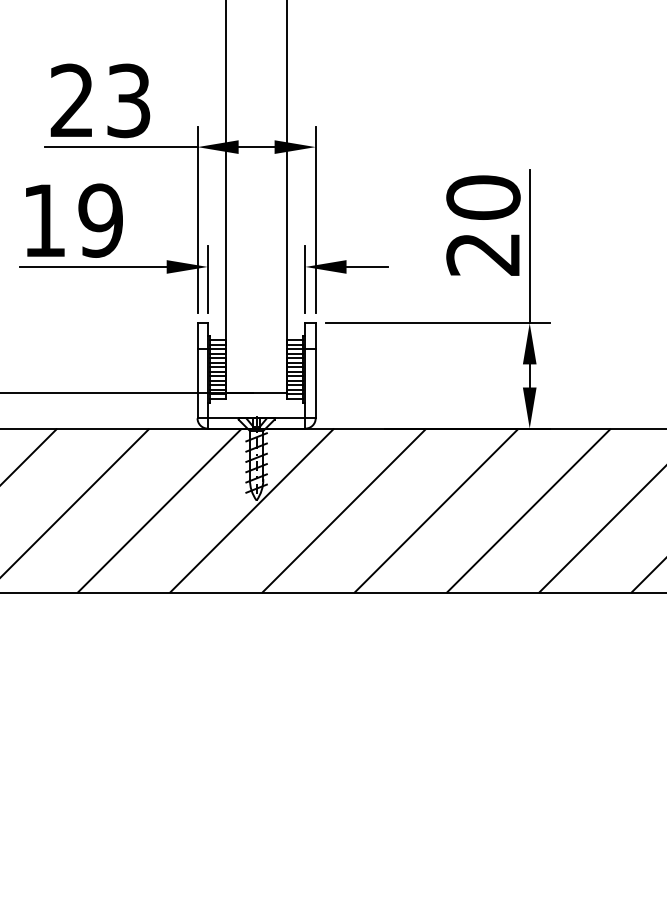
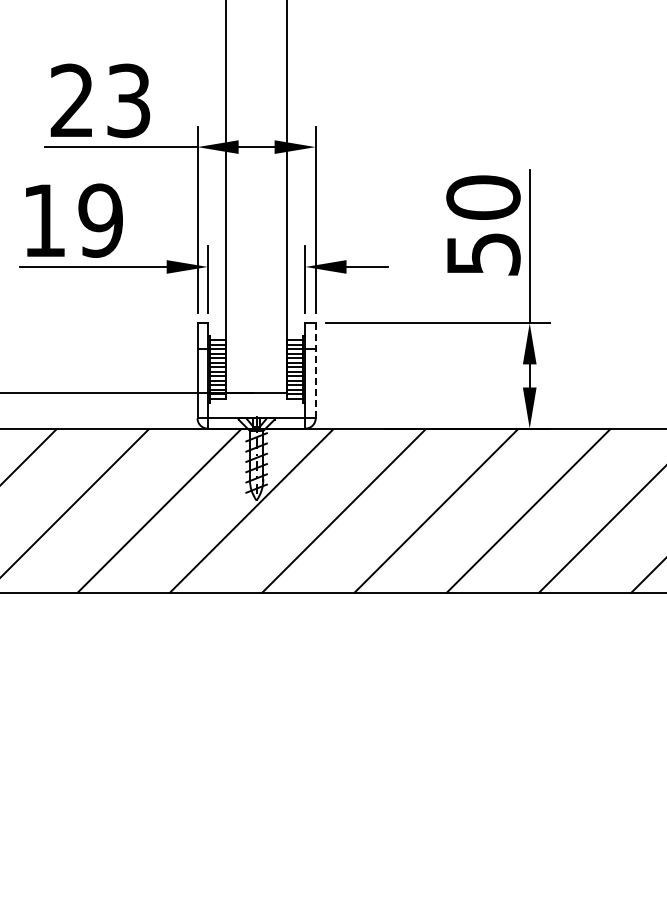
text: 20 -> 50 (483, 254)
line: solid -> dashed (315, 370)
